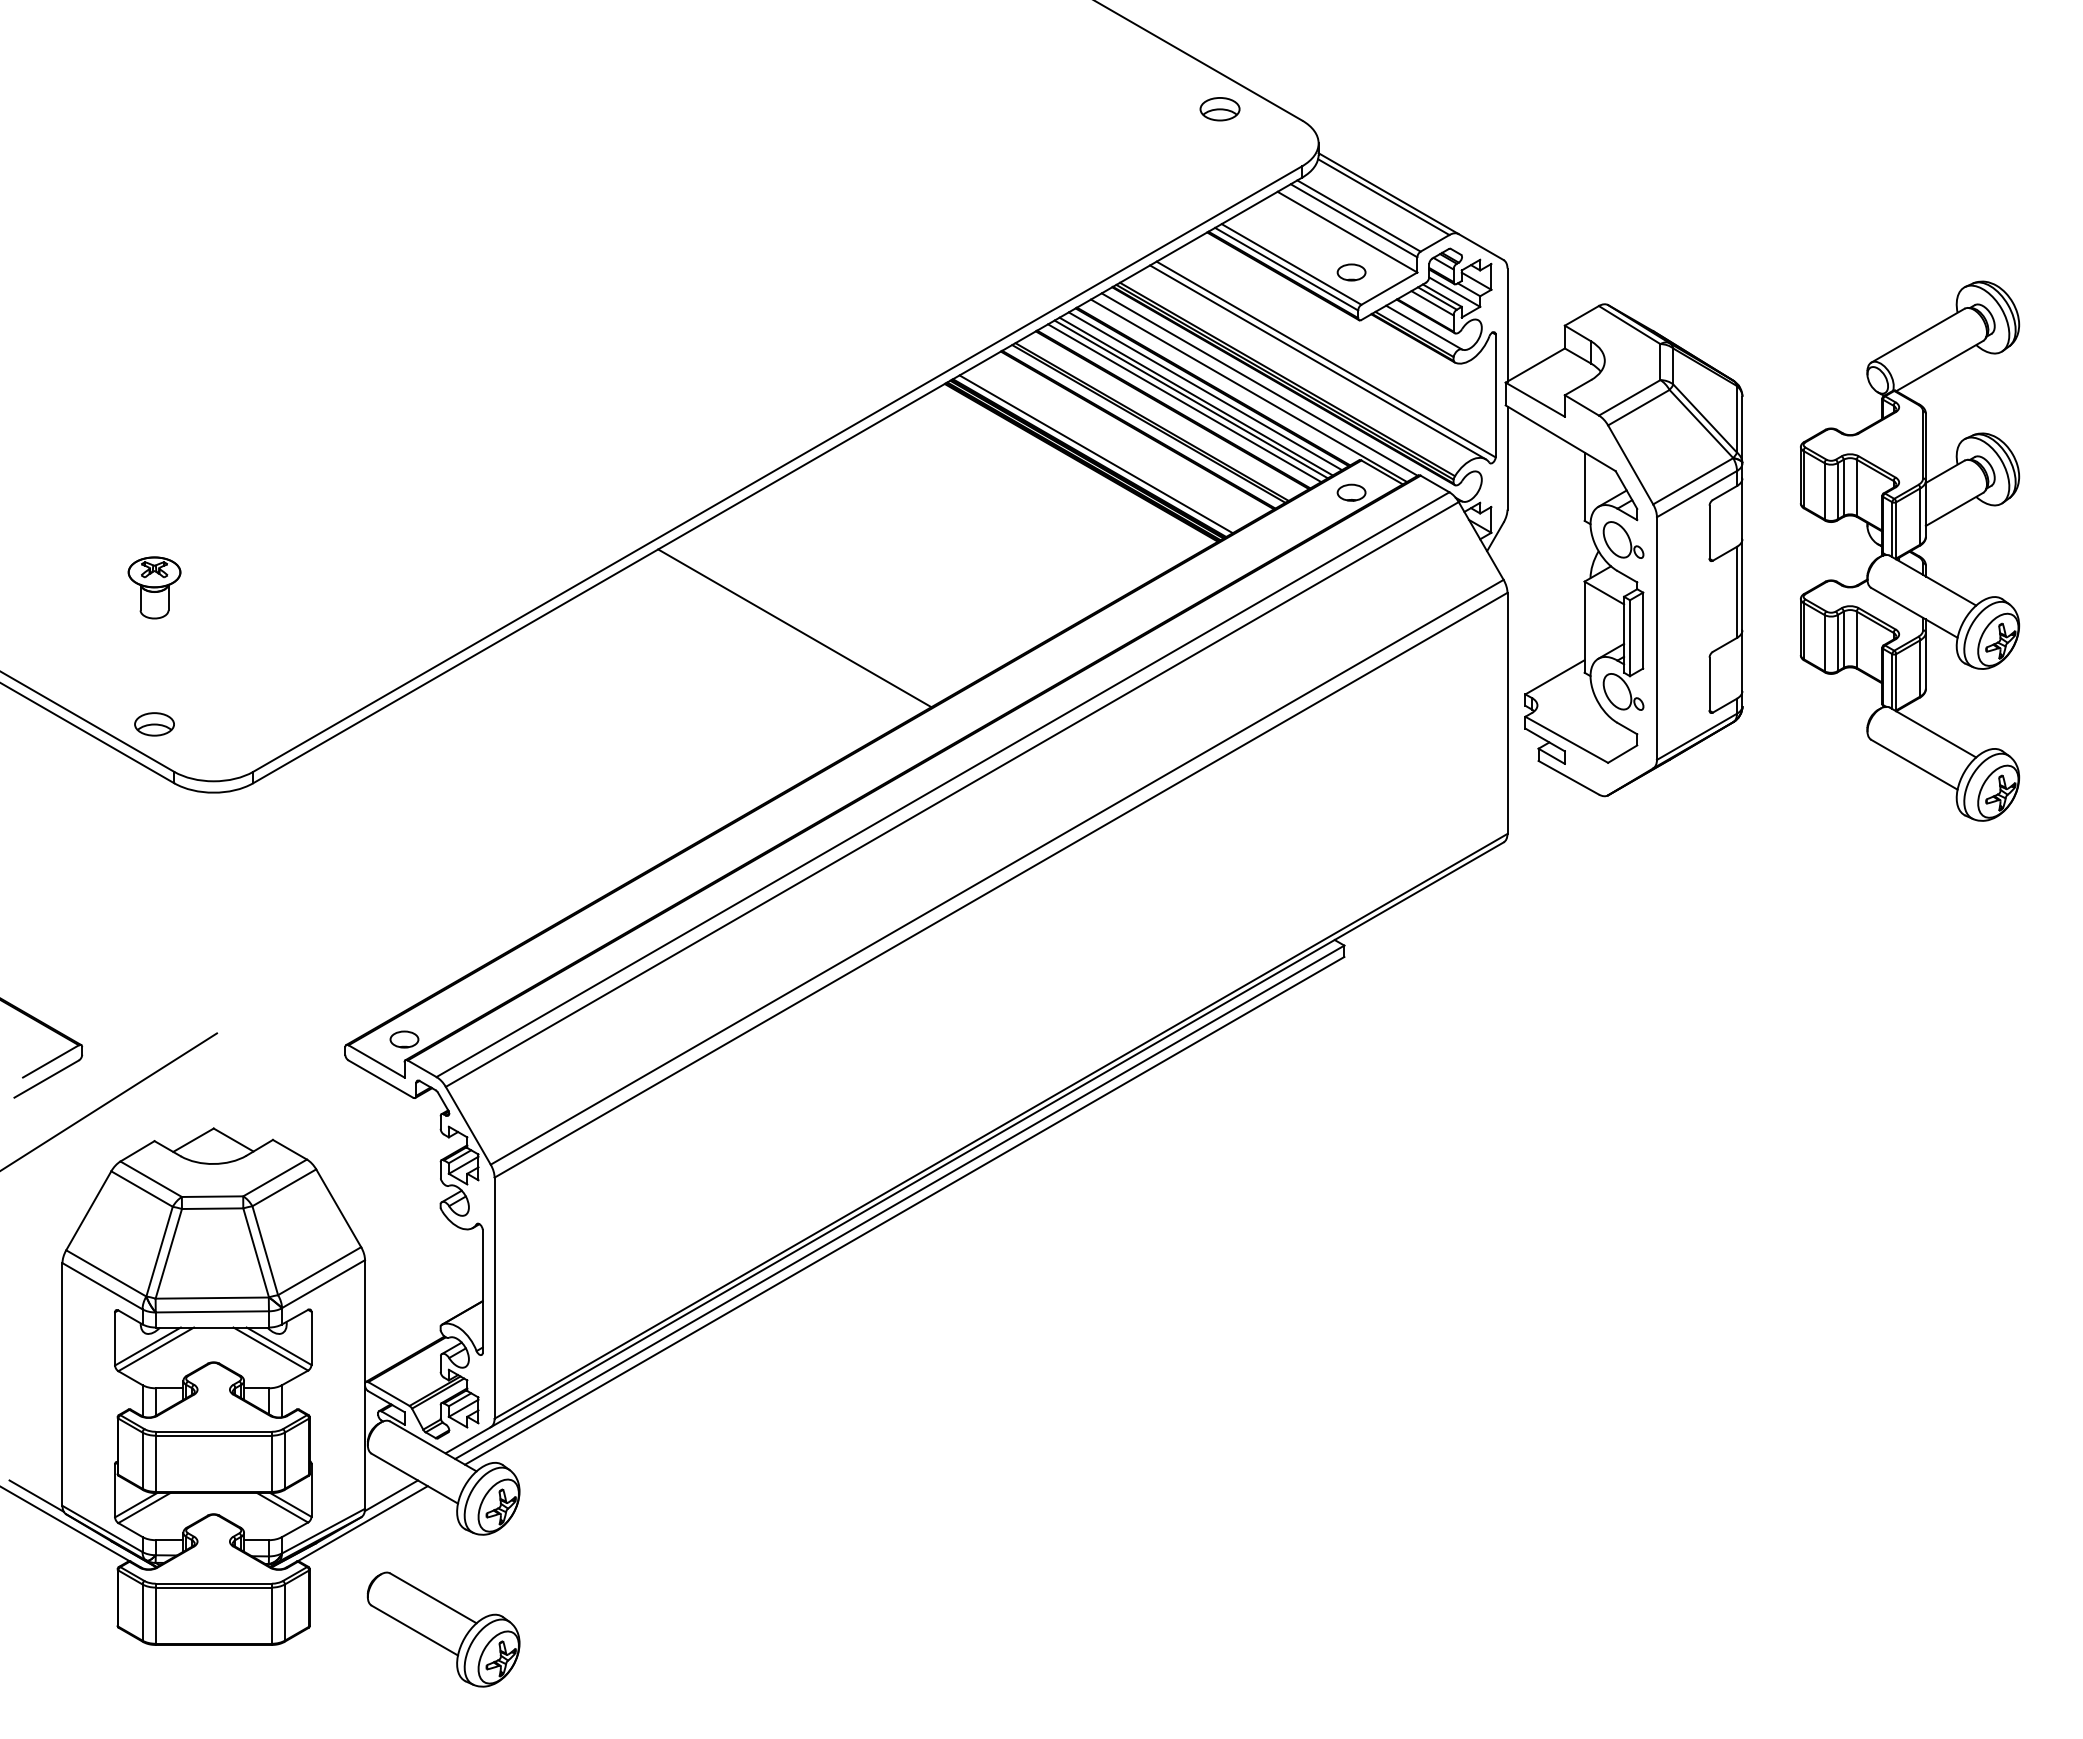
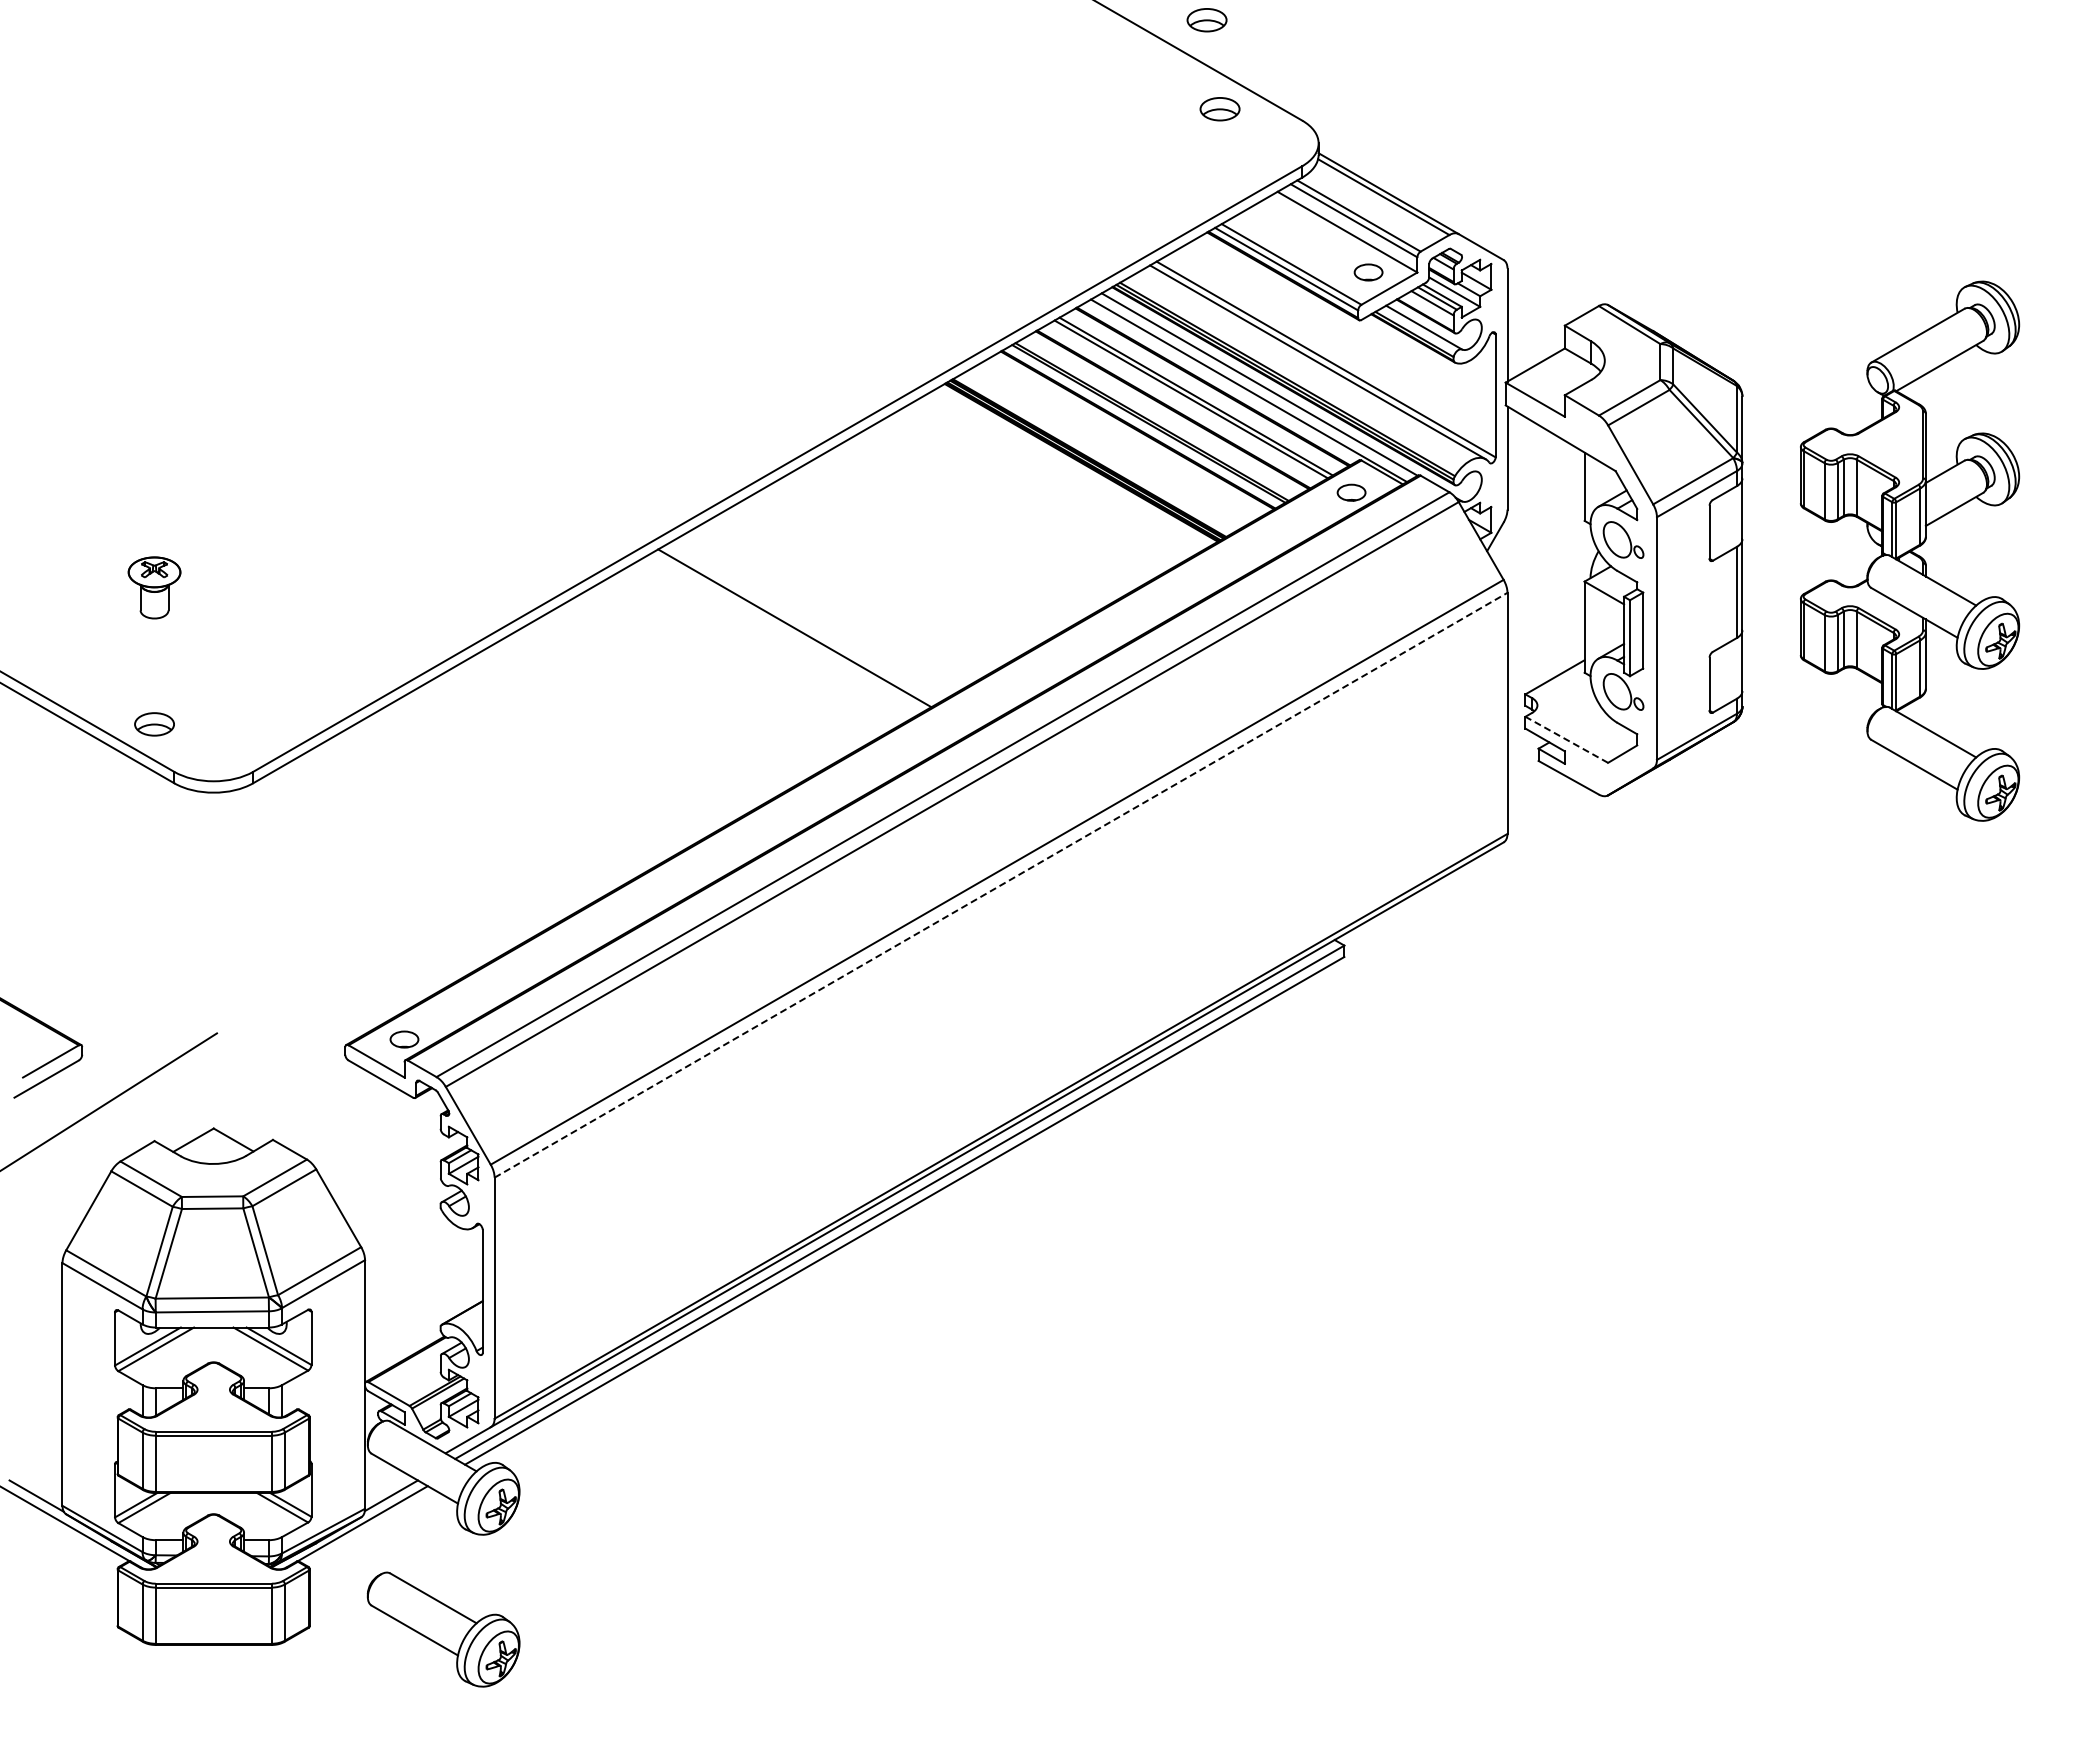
part: none -> present (1206, 20)
part position: (1351, 272) -> (1368, 272) (1368, 272)
line: present -> none (1205, 391)
line: present -> none (1184, 403)
line: present -> none (1095, 454)
line: solid -> dashed (1566, 739)
line: solid -> dashed (1001, 885)
